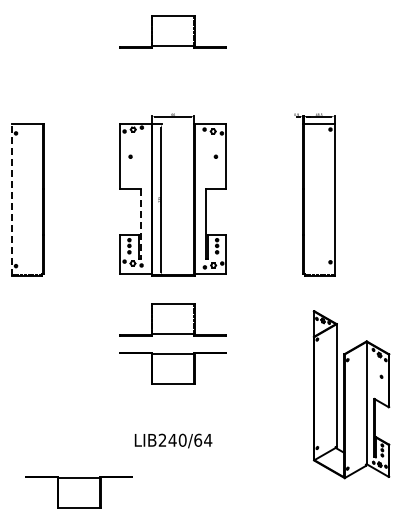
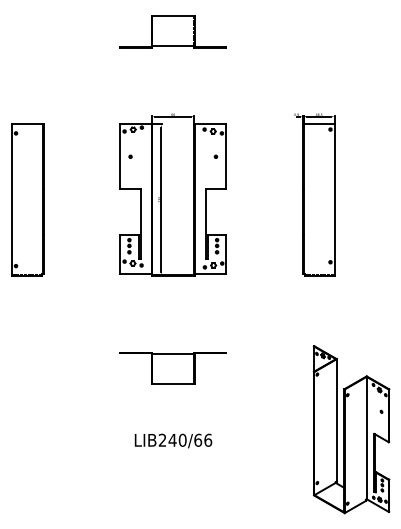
line: dashed -> solid (11, 200)
line: dashed -> solid (140, 224)
part: present -> none (172, 319)
part position: (351, 394) -> (351, 429) (351, 429)
text: LIB240/64 -> LIB240/66 (208, 439)
part: present -> none (78, 492)
